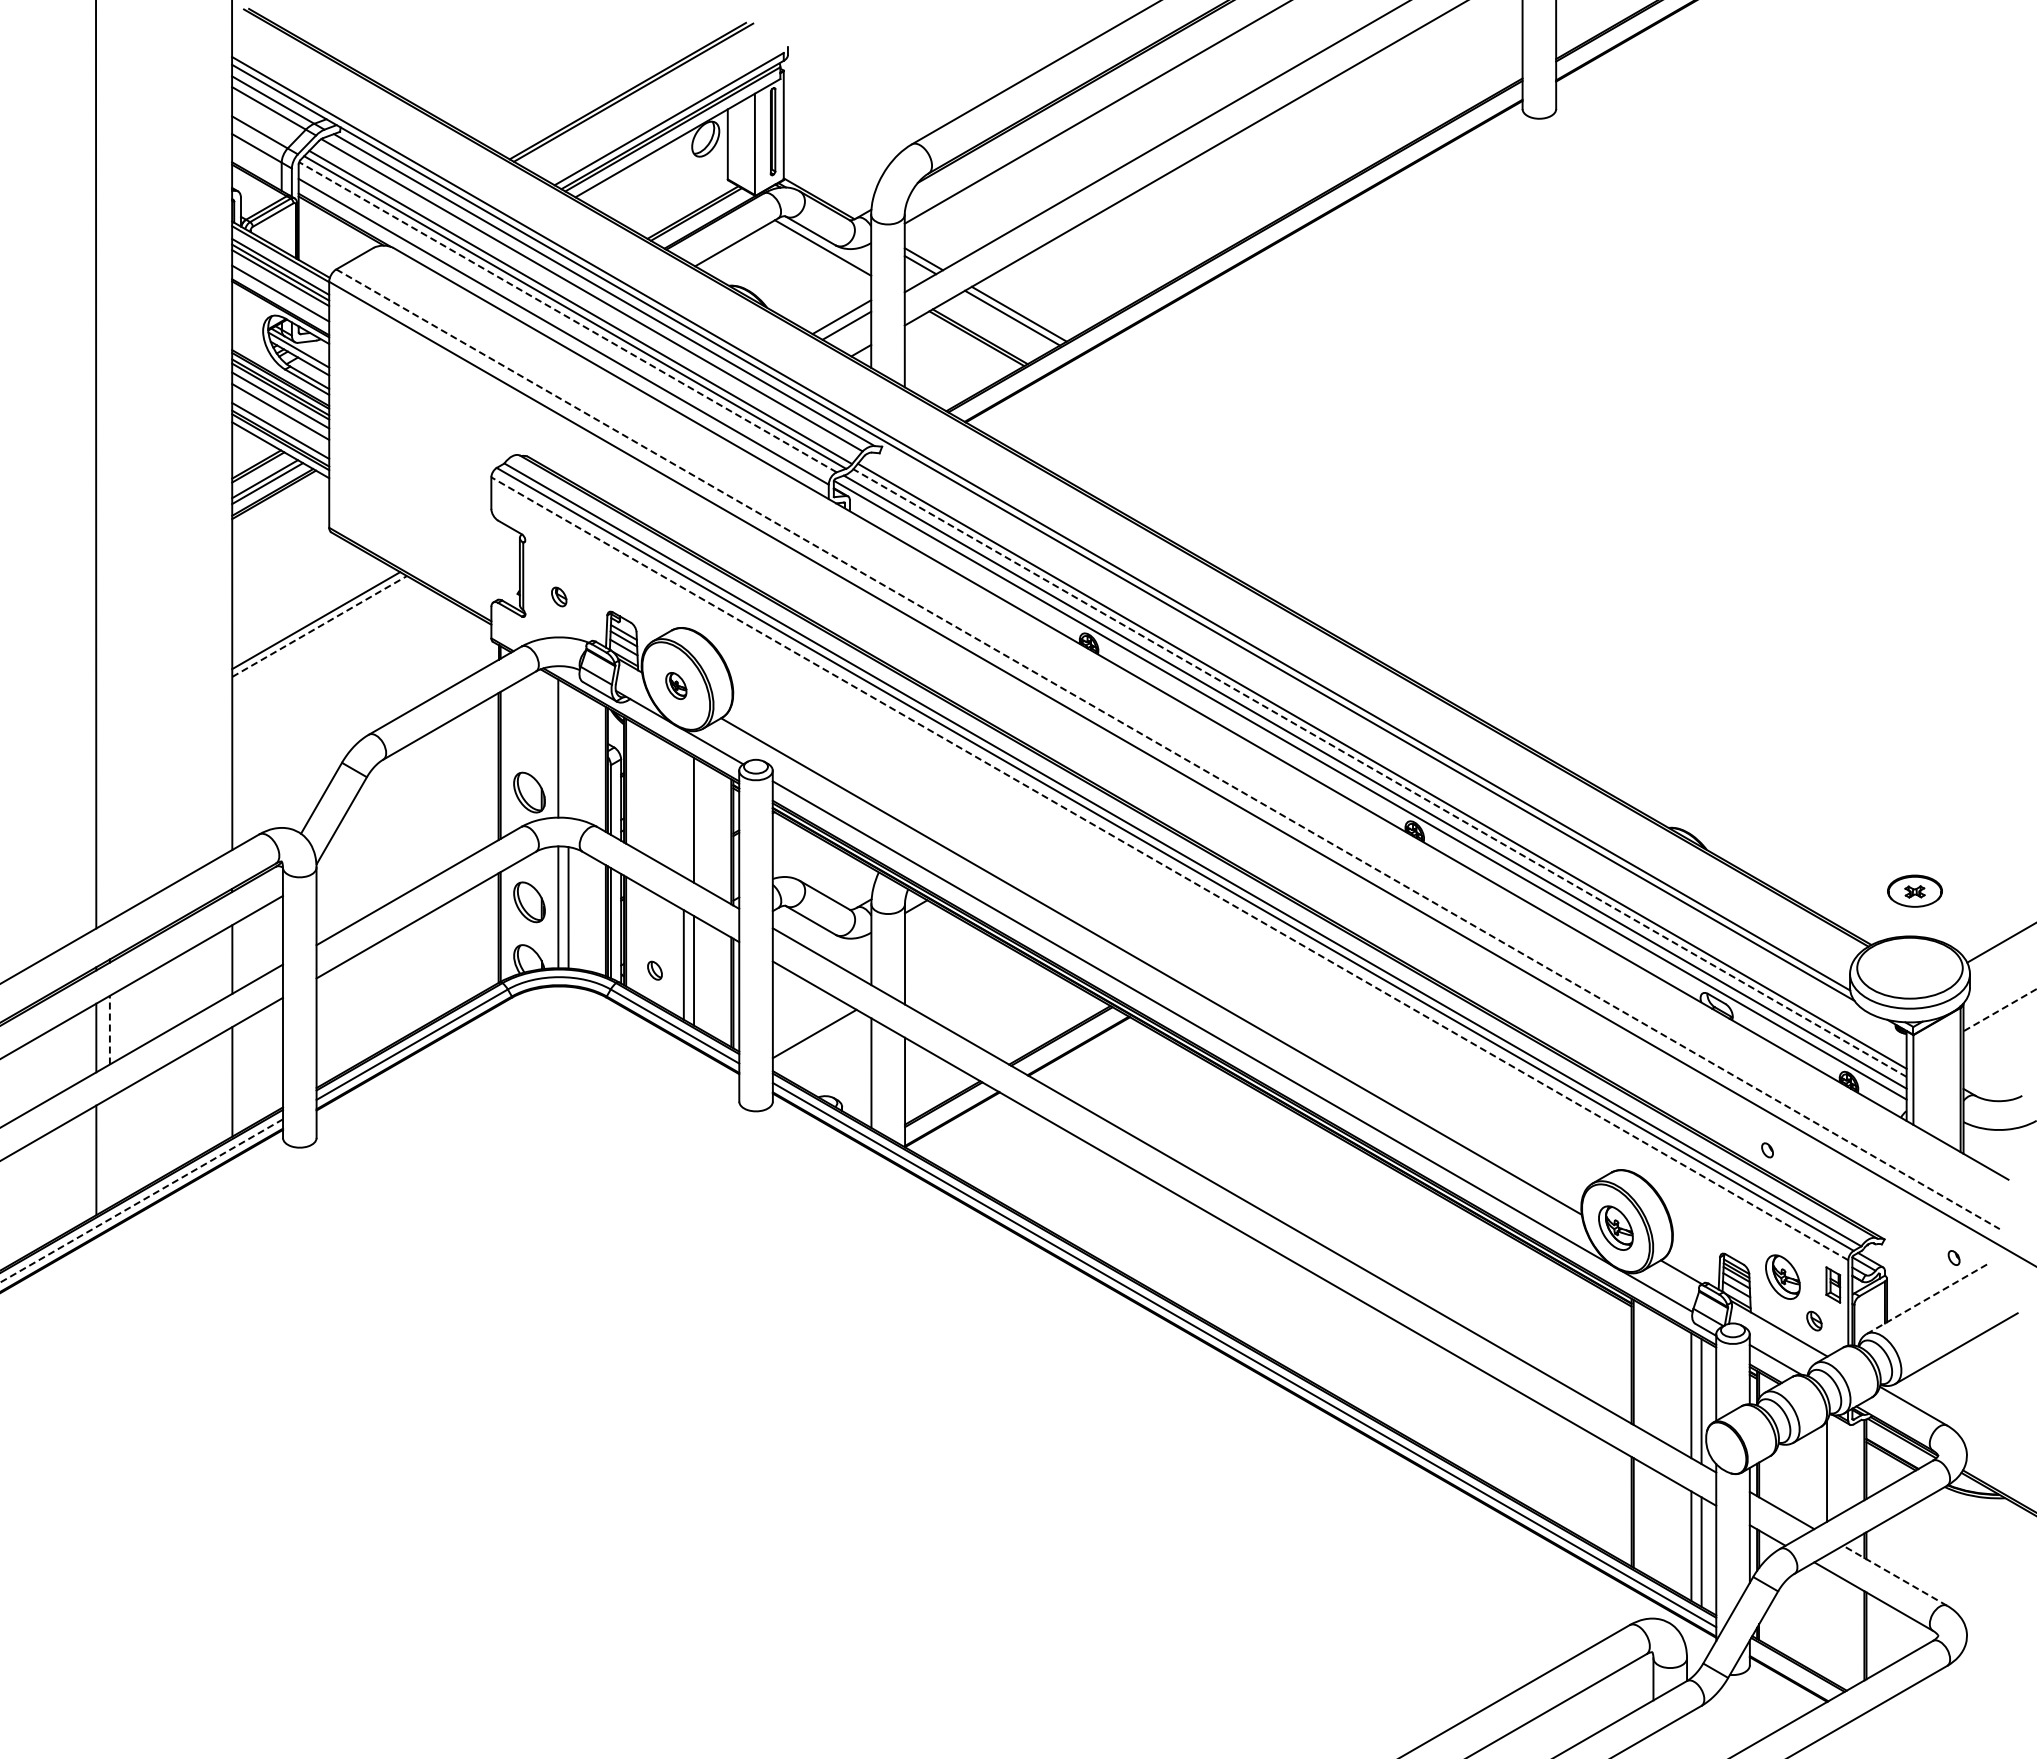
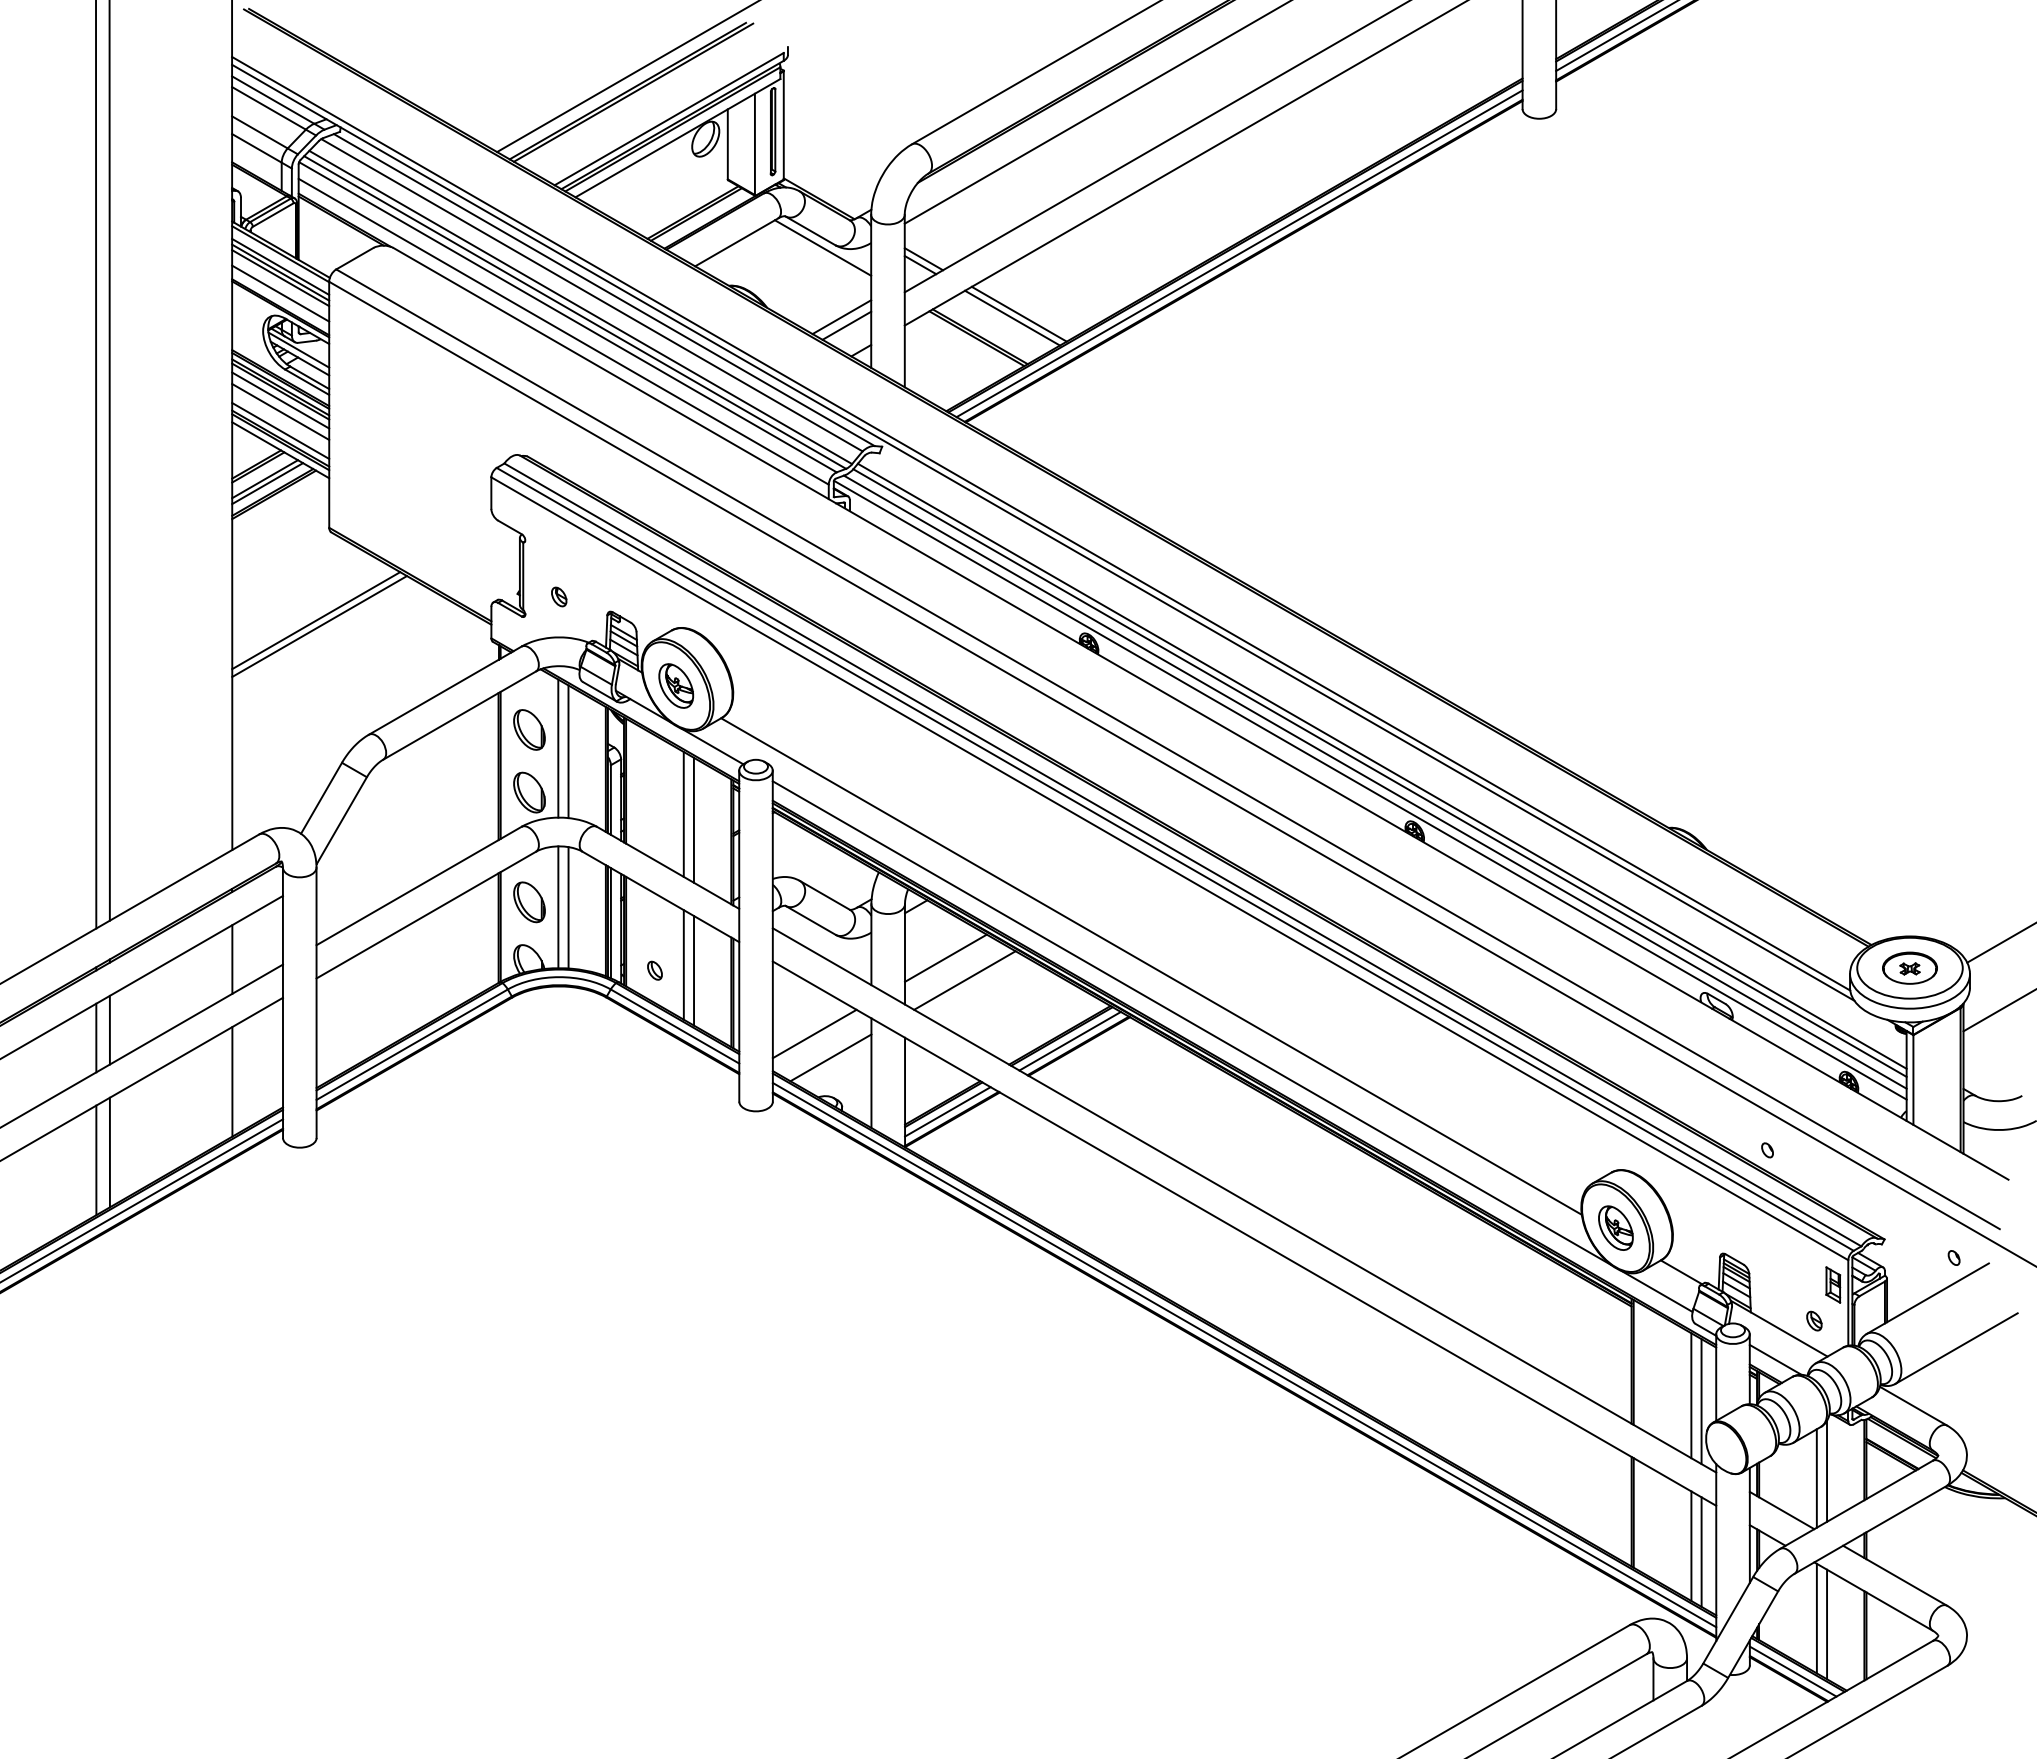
line: none -> present (1615, 36)
line: none -> present (627, 77)
line: none -> present (1239, 253)
line: dashed -> solid (567, 317)
line: none -> present (109, 461)
line: dashed -> solid (319, 626)
part size: 23x28 px -> 37x46 px (676, 685)
part: none -> present (529, 729)
line: dashed -> solid (1168, 749)
line: none -> present (568, 751)
line: dashed -> solid (1380, 773)
line: none -> present (683, 813)
line: dashed -> solid (1169, 868)
part position: (1914, 890) -> (1909, 967) (1909, 967)
line: none -> present (945, 957)
line: none -> present (964, 980)
line: dashed -> solid (1999, 1010)
line: dashed -> solid (109, 1029)
line: none -> present (1069, 1040)
line: none -> present (830, 1057)
line: none -> present (947, 1111)
line: none -> present (109, 1152)
line: dashed -> solid (141, 1201)
part: present -> none (1782, 1276)
line: dashed -> solid (1927, 1298)
line: none -> present (1816, 1478)
line: dashed -> solid (1894, 1575)
line: none -> present (1816, 1618)
line: none -> present (1827, 1624)
line: none -> present (1792, 1671)
